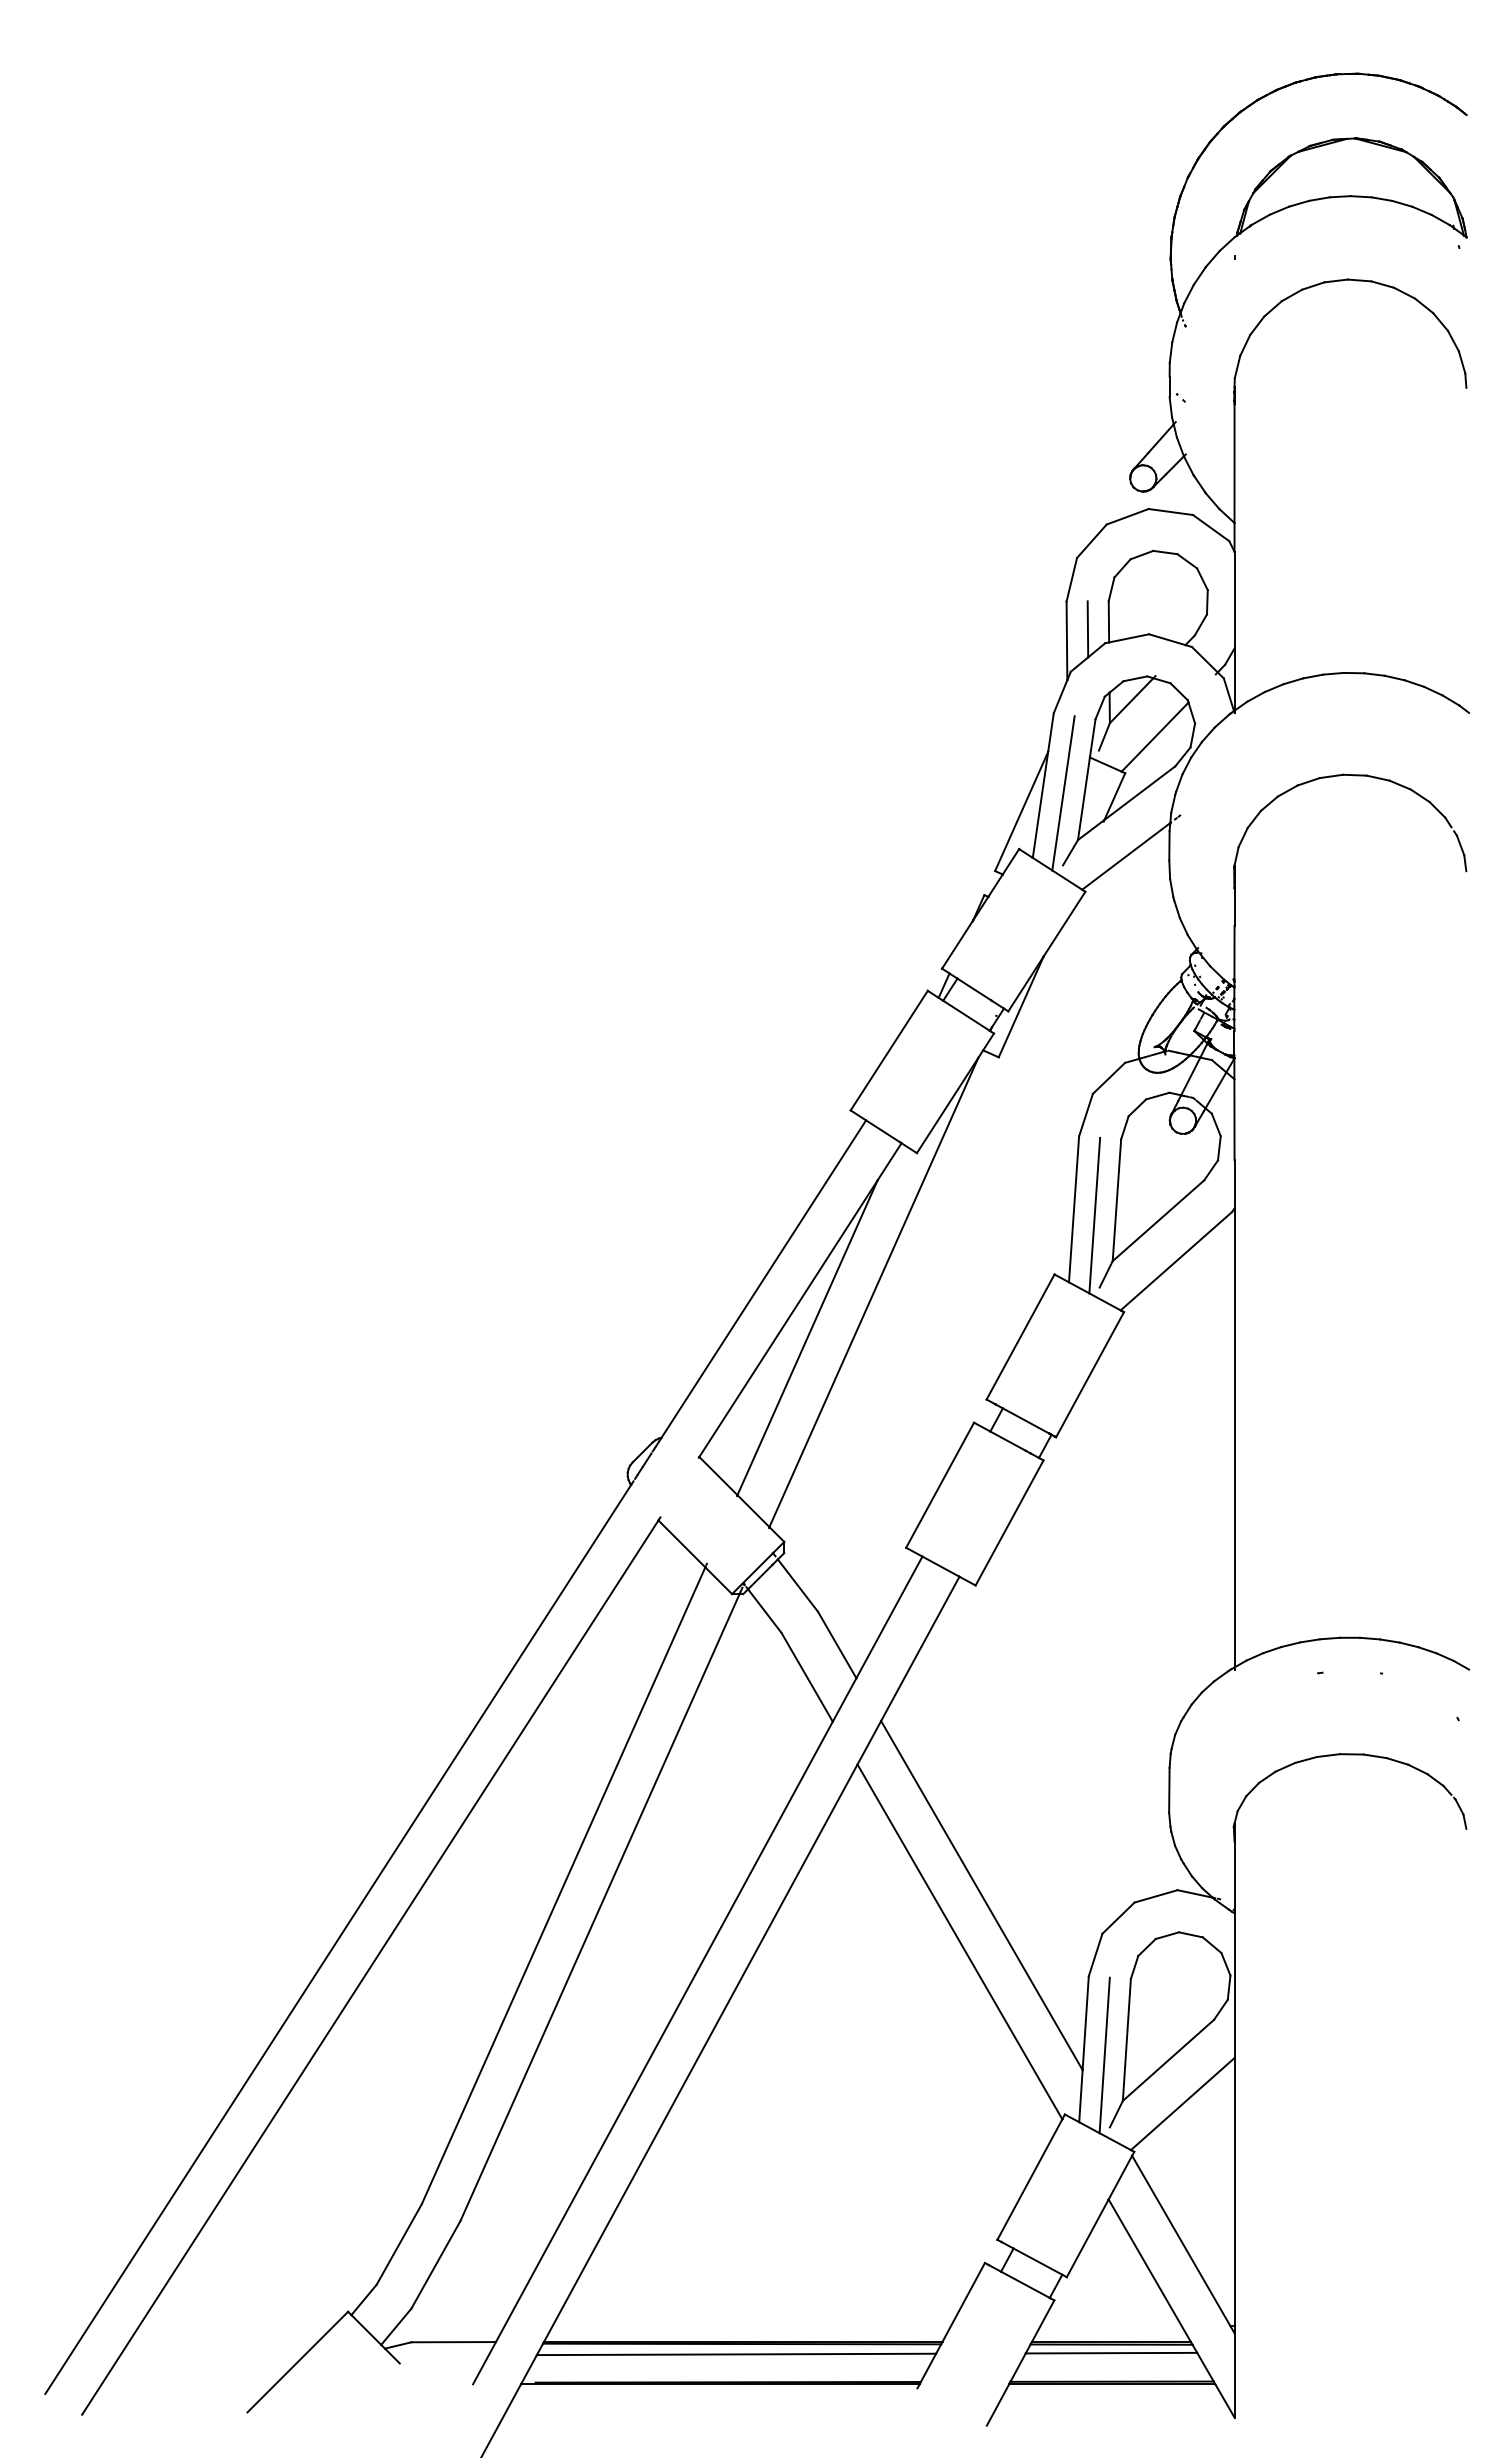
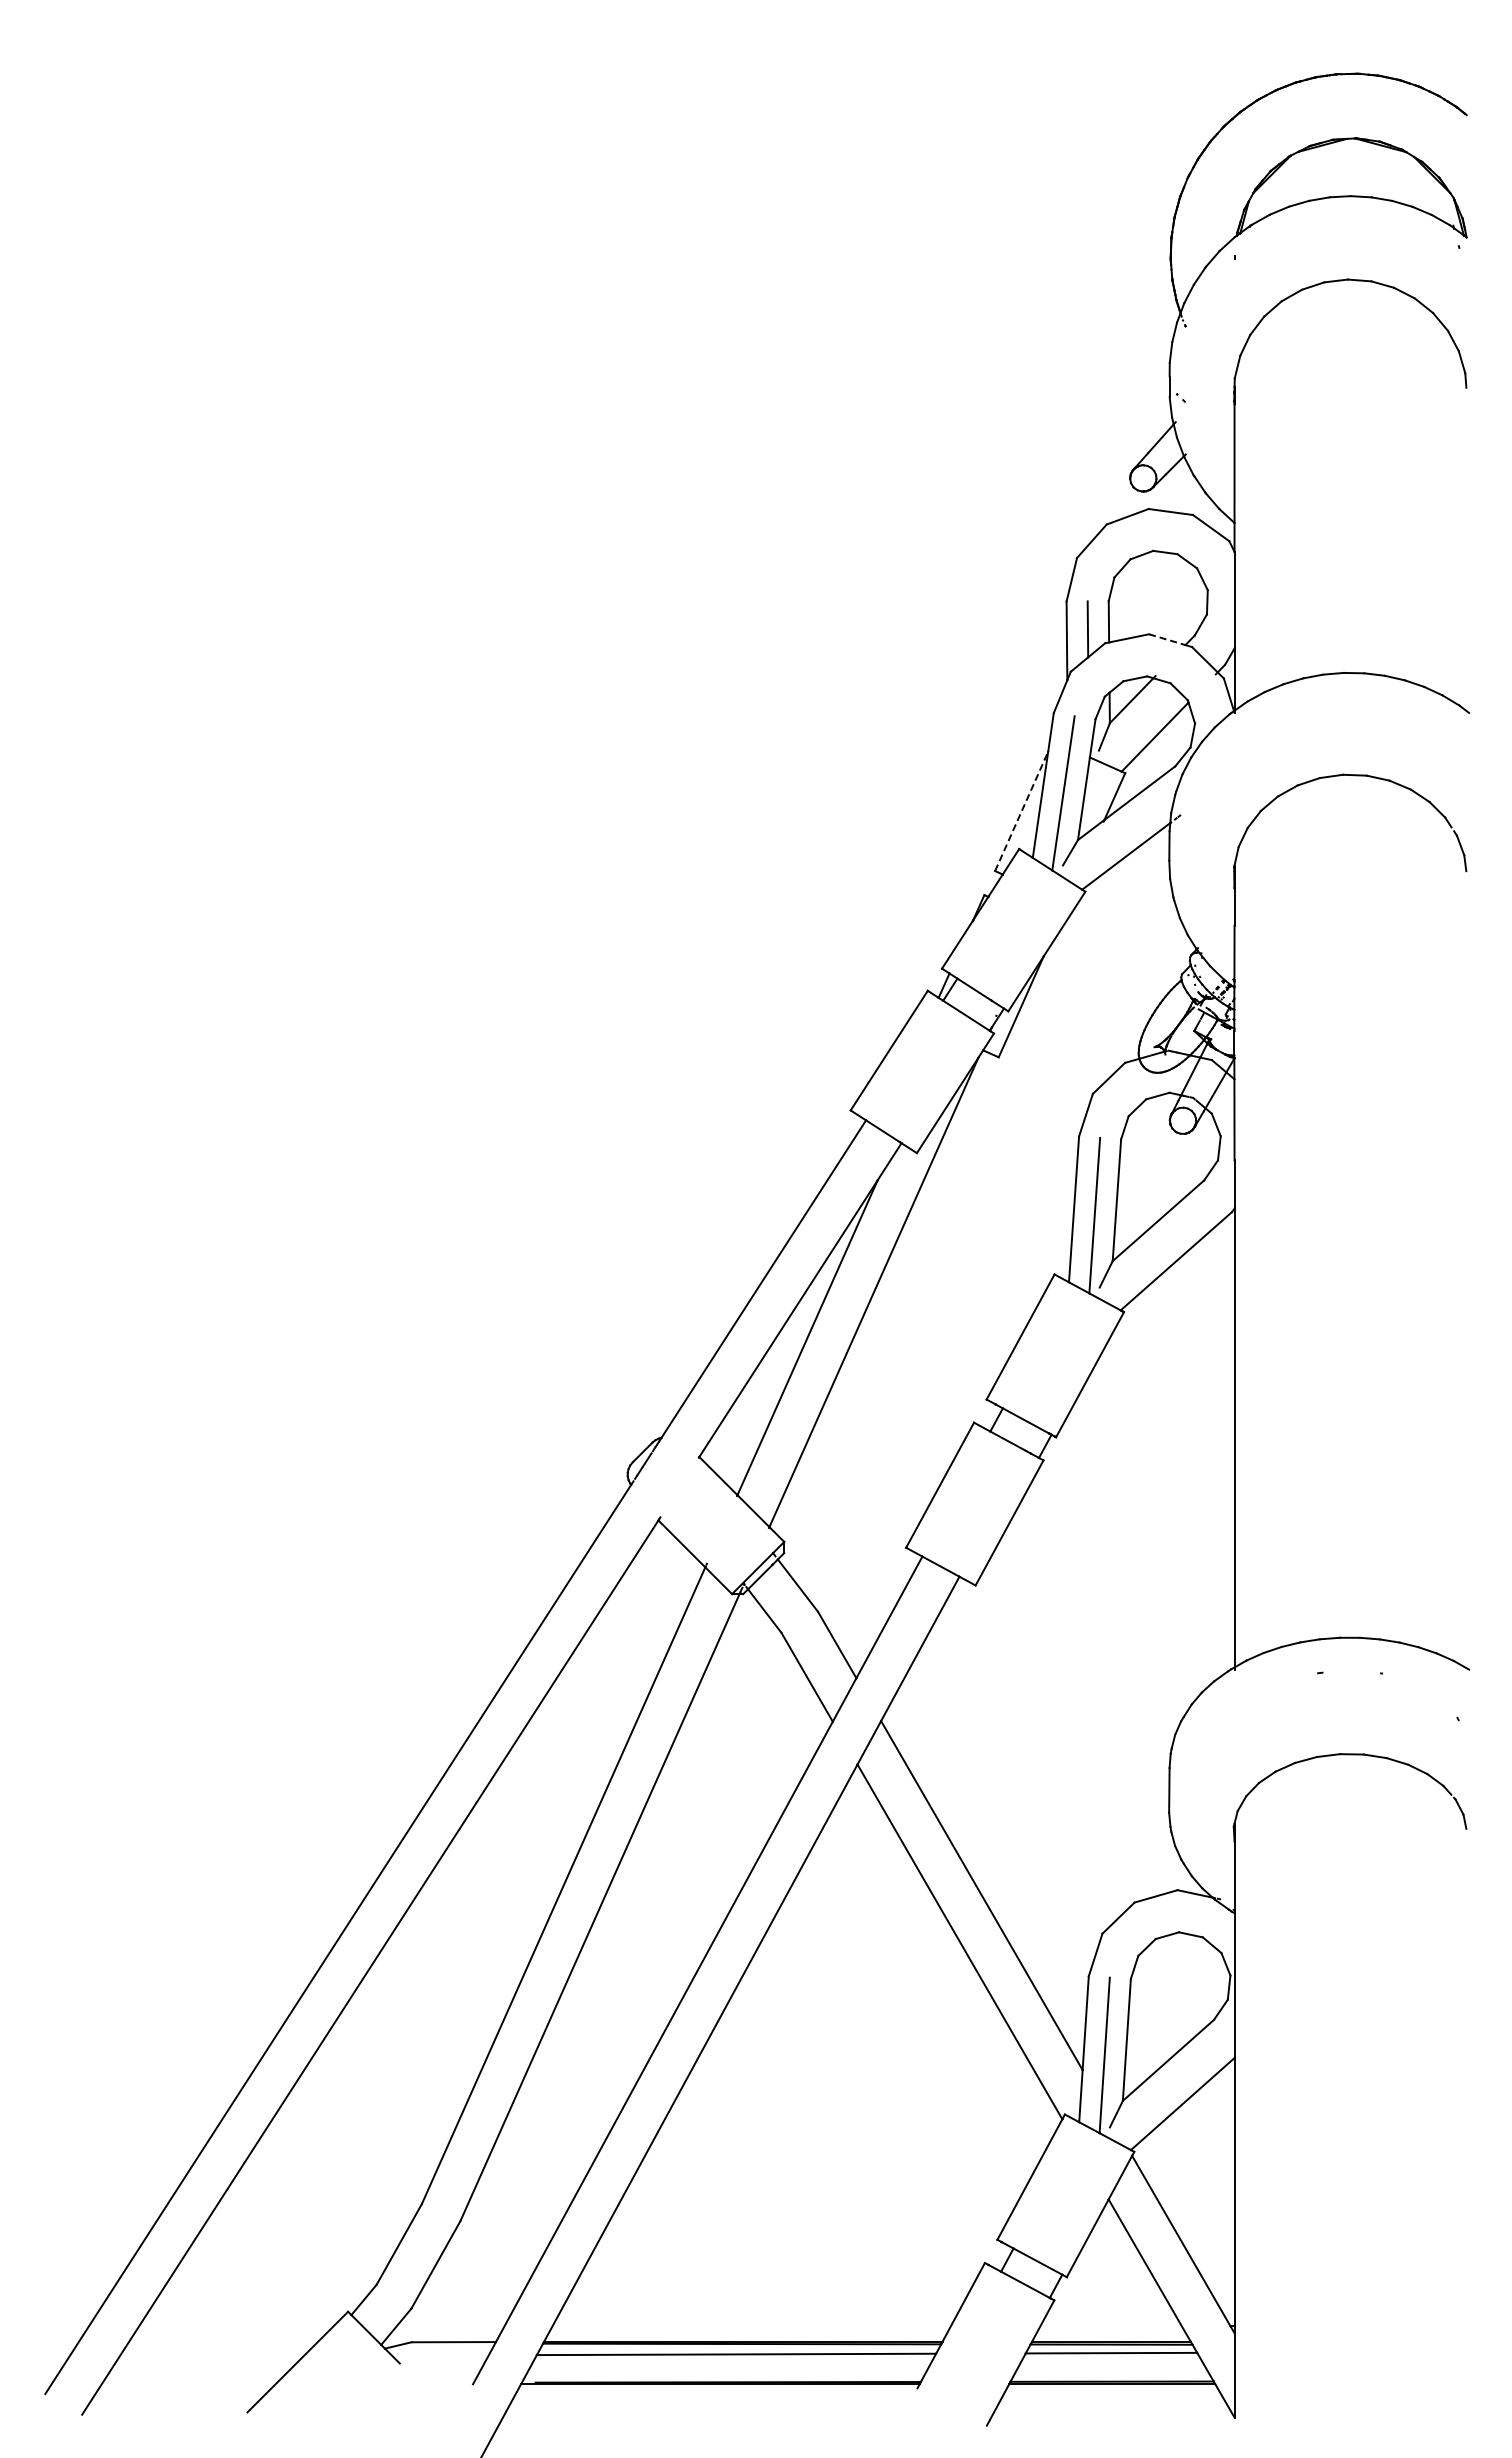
line: solid -> dashed (1167, 639)
line: solid -> dashed (1021, 811)
